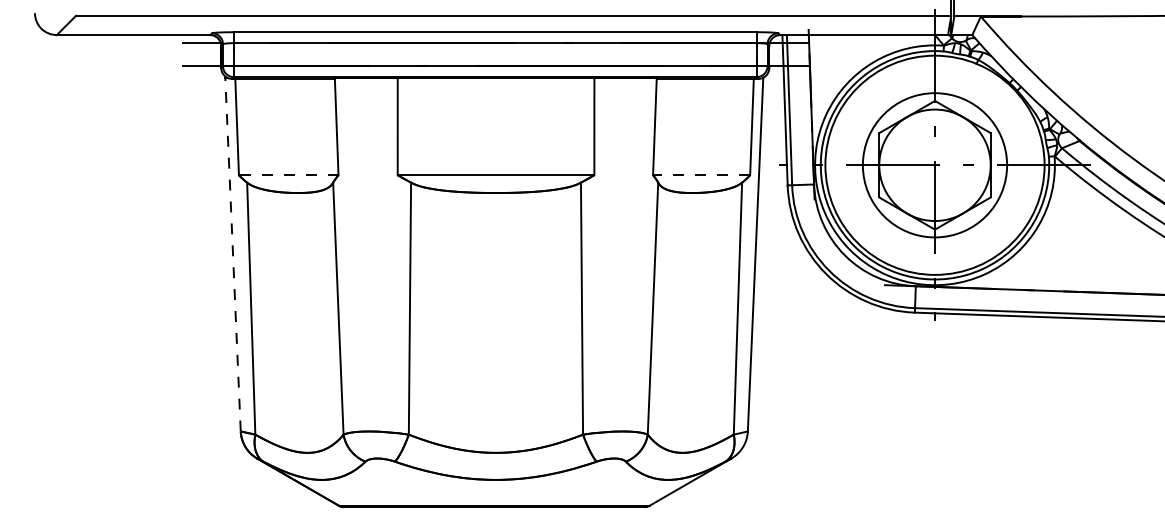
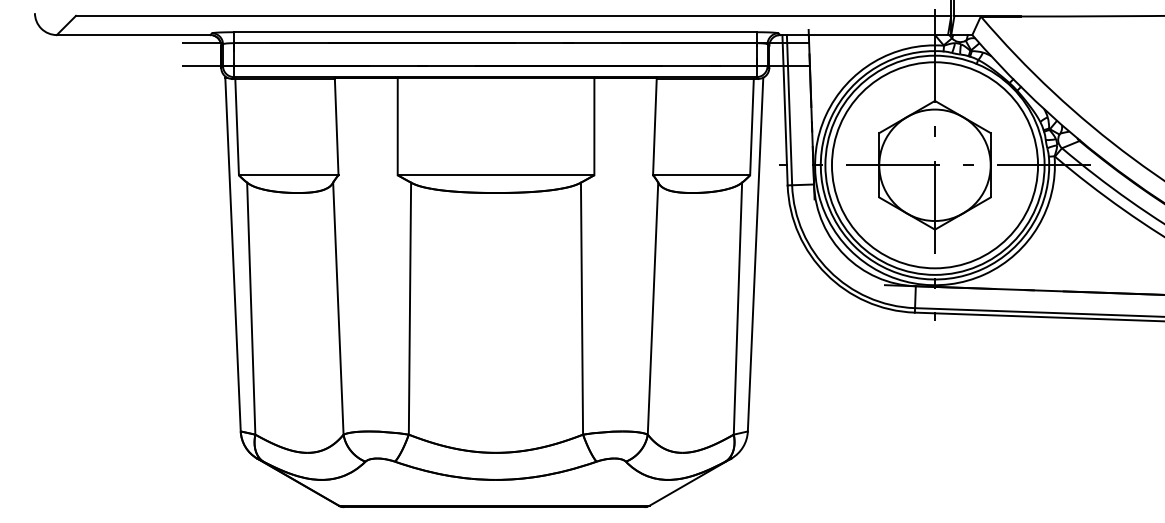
circle diameter: 144 px -> 206 px (934, 165)
line: dashed -> solid (288, 175)
line: dashed -> solid (701, 175)
line: dashed -> solid (233, 254)
